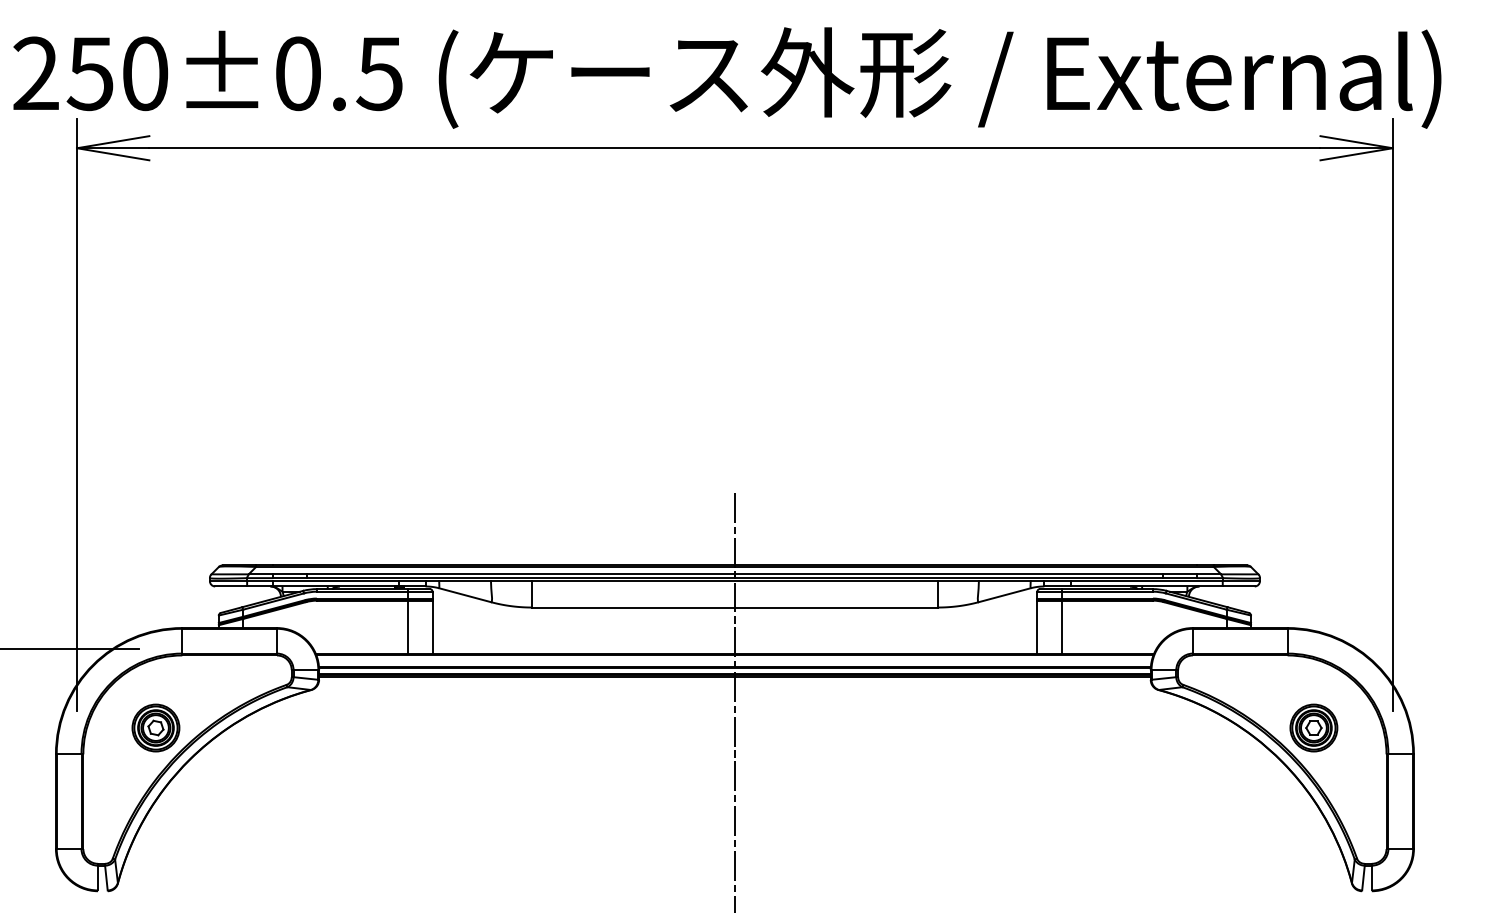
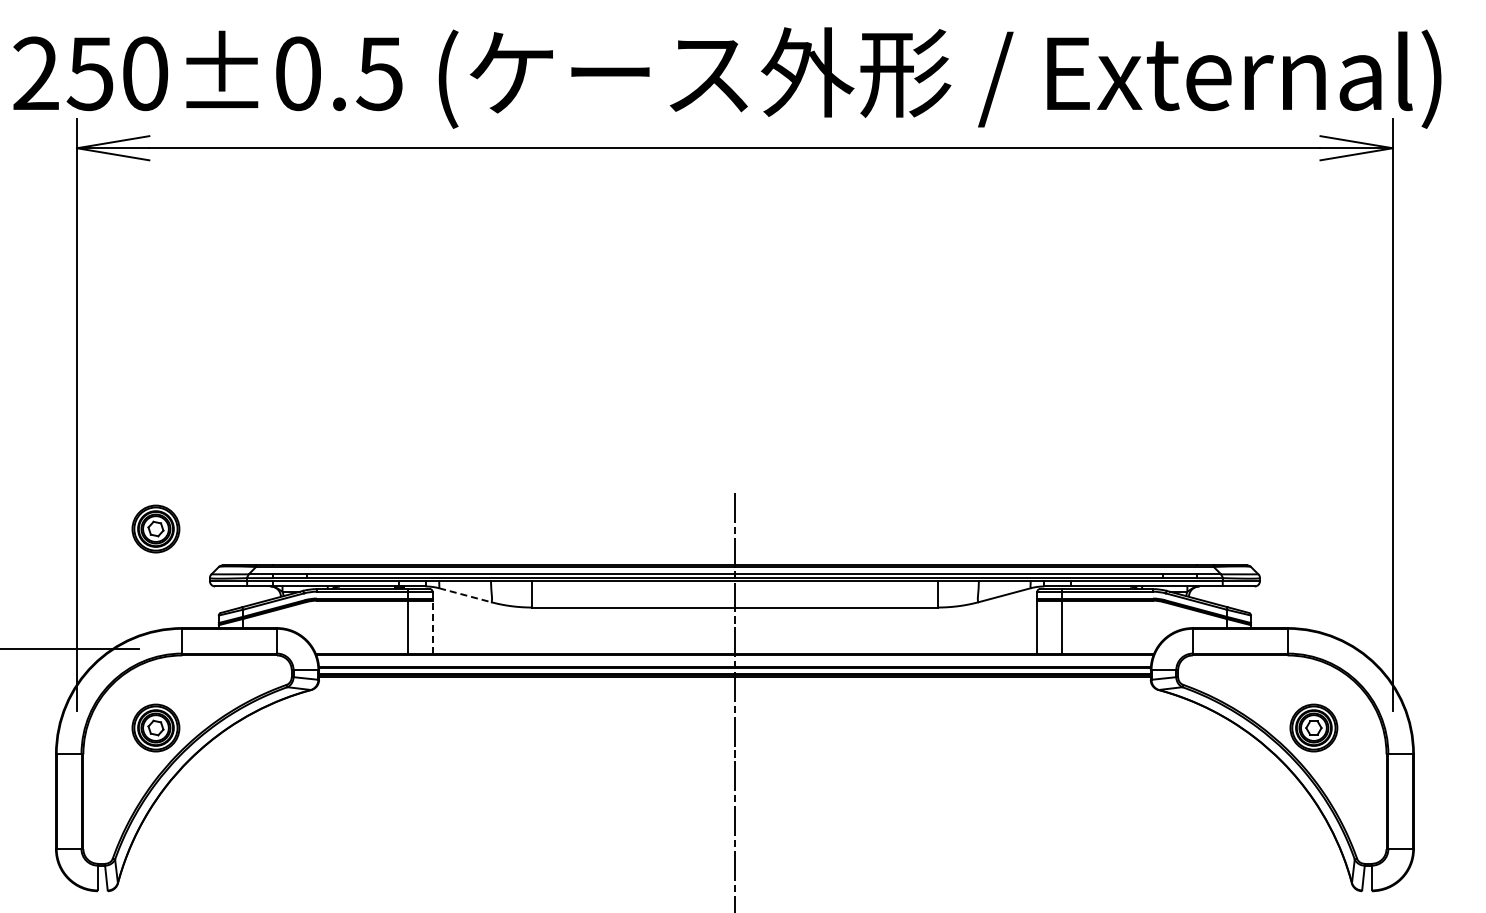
part: none -> present (155, 528)
line: solid -> dashed (465, 595)
line: solid -> dashed (432, 627)
